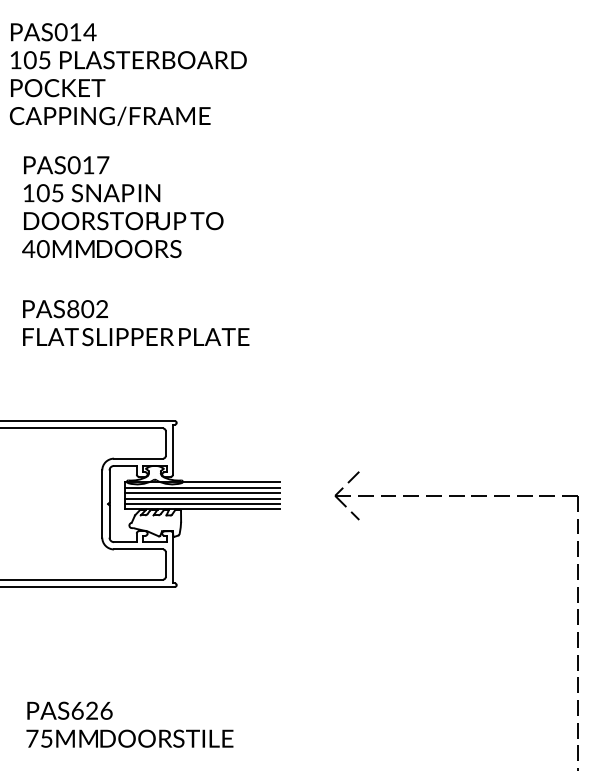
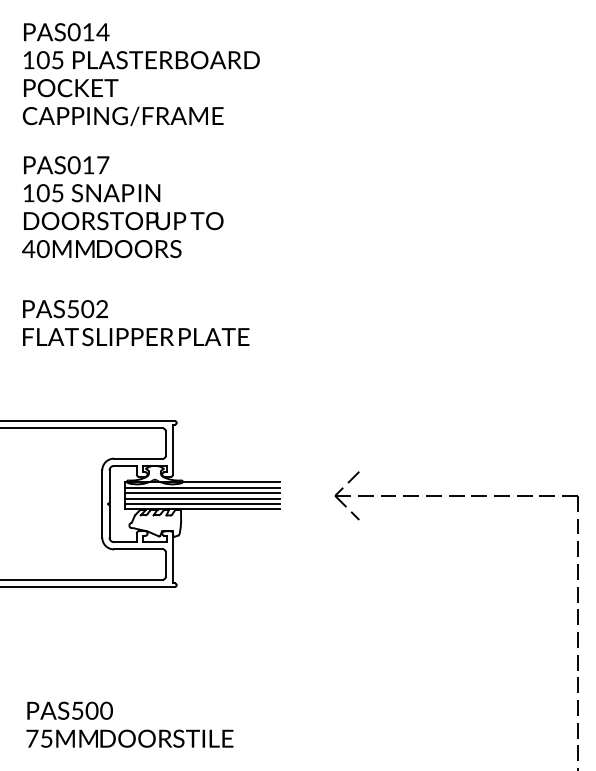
text position: (127, 74) -> (140, 74) (140, 74)
text: PAS802 -> PAS502 (73, 309)
text: PAS626 -> PAS500 (91, 710)
